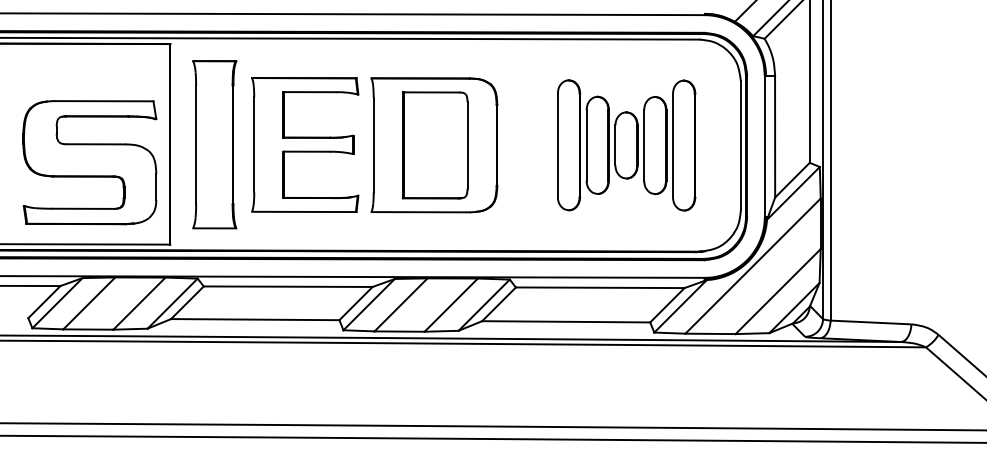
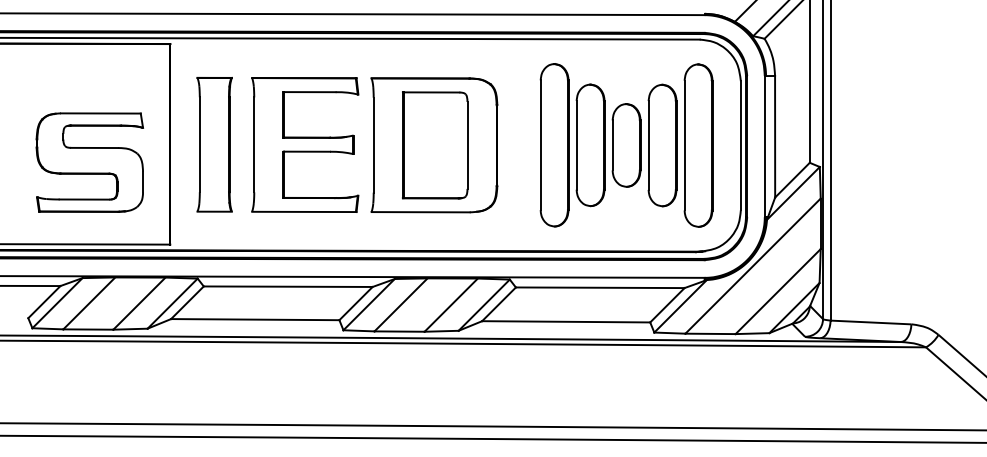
part size: 46x170 px -> 37x136 px (214, 144)
part size: 140x133 px -> 175x165 px (626, 145)
part size: 136x126 px -> 110x101 px (89, 162)
